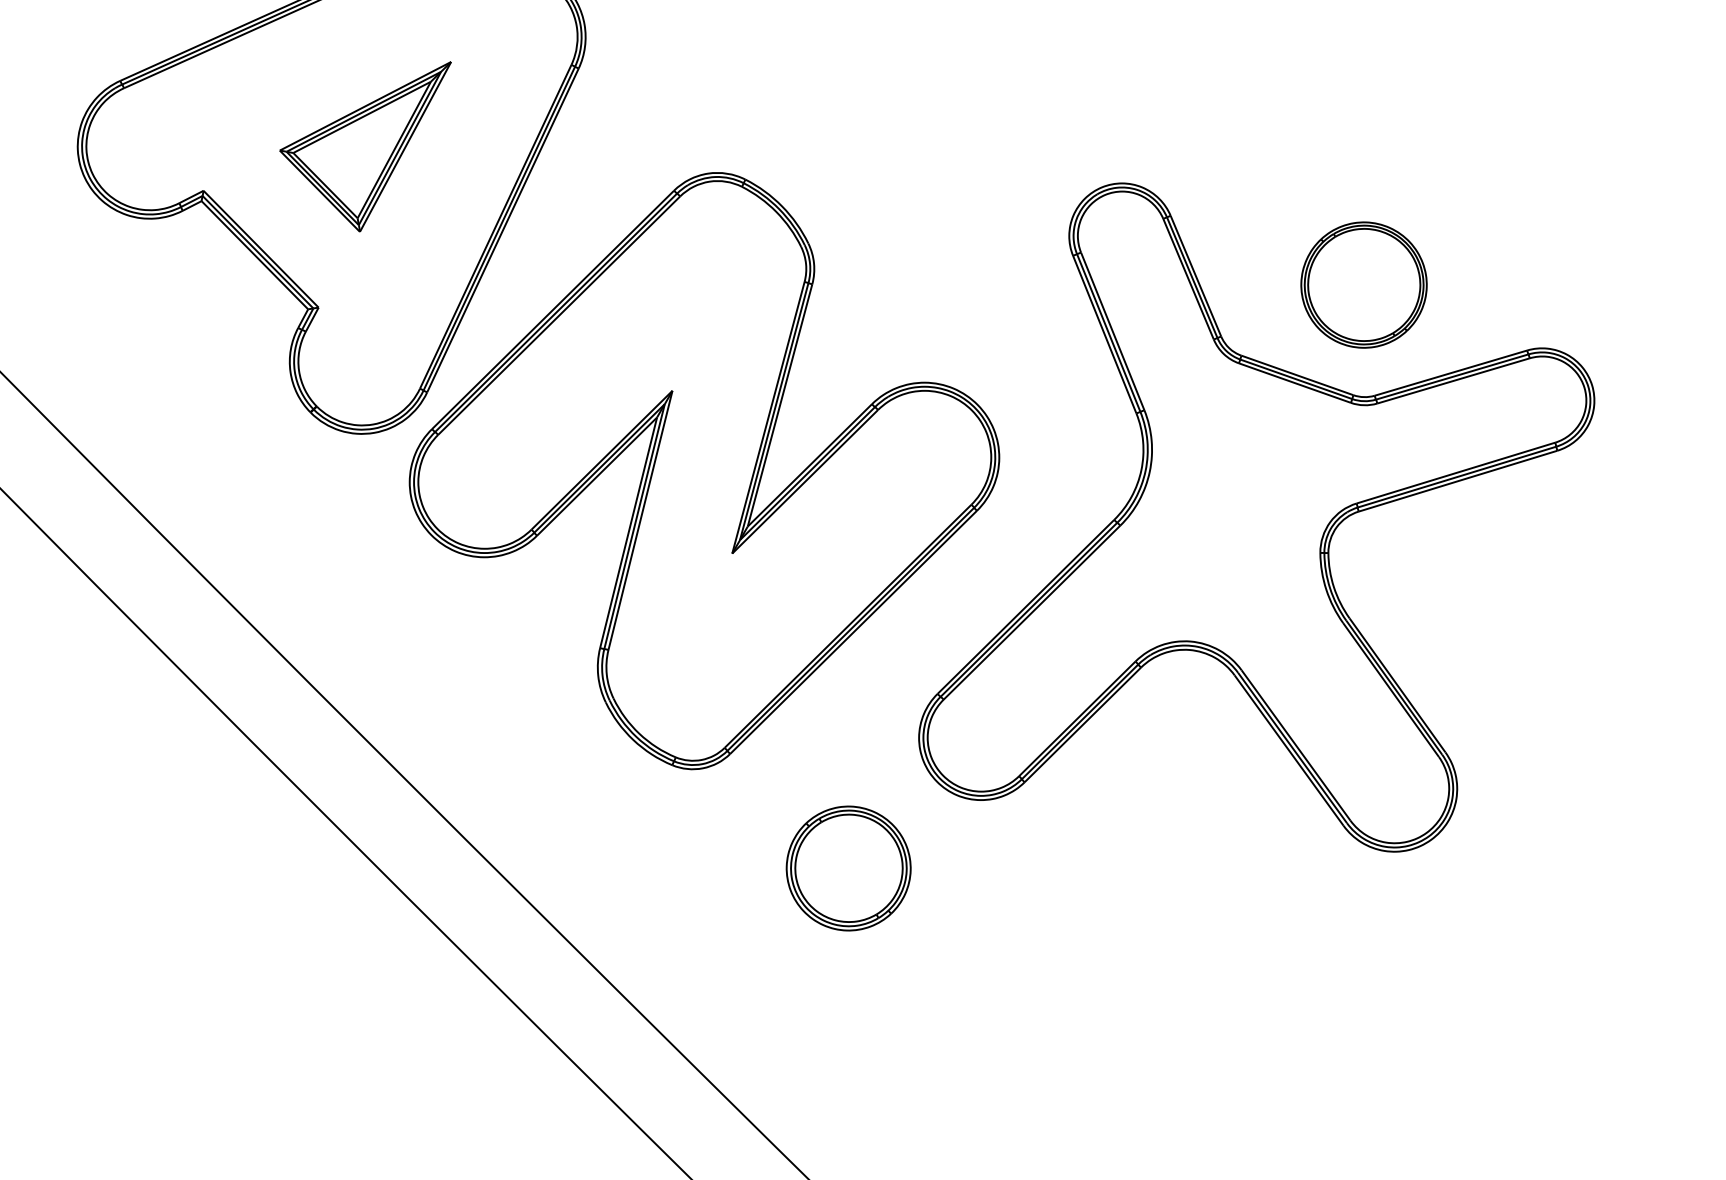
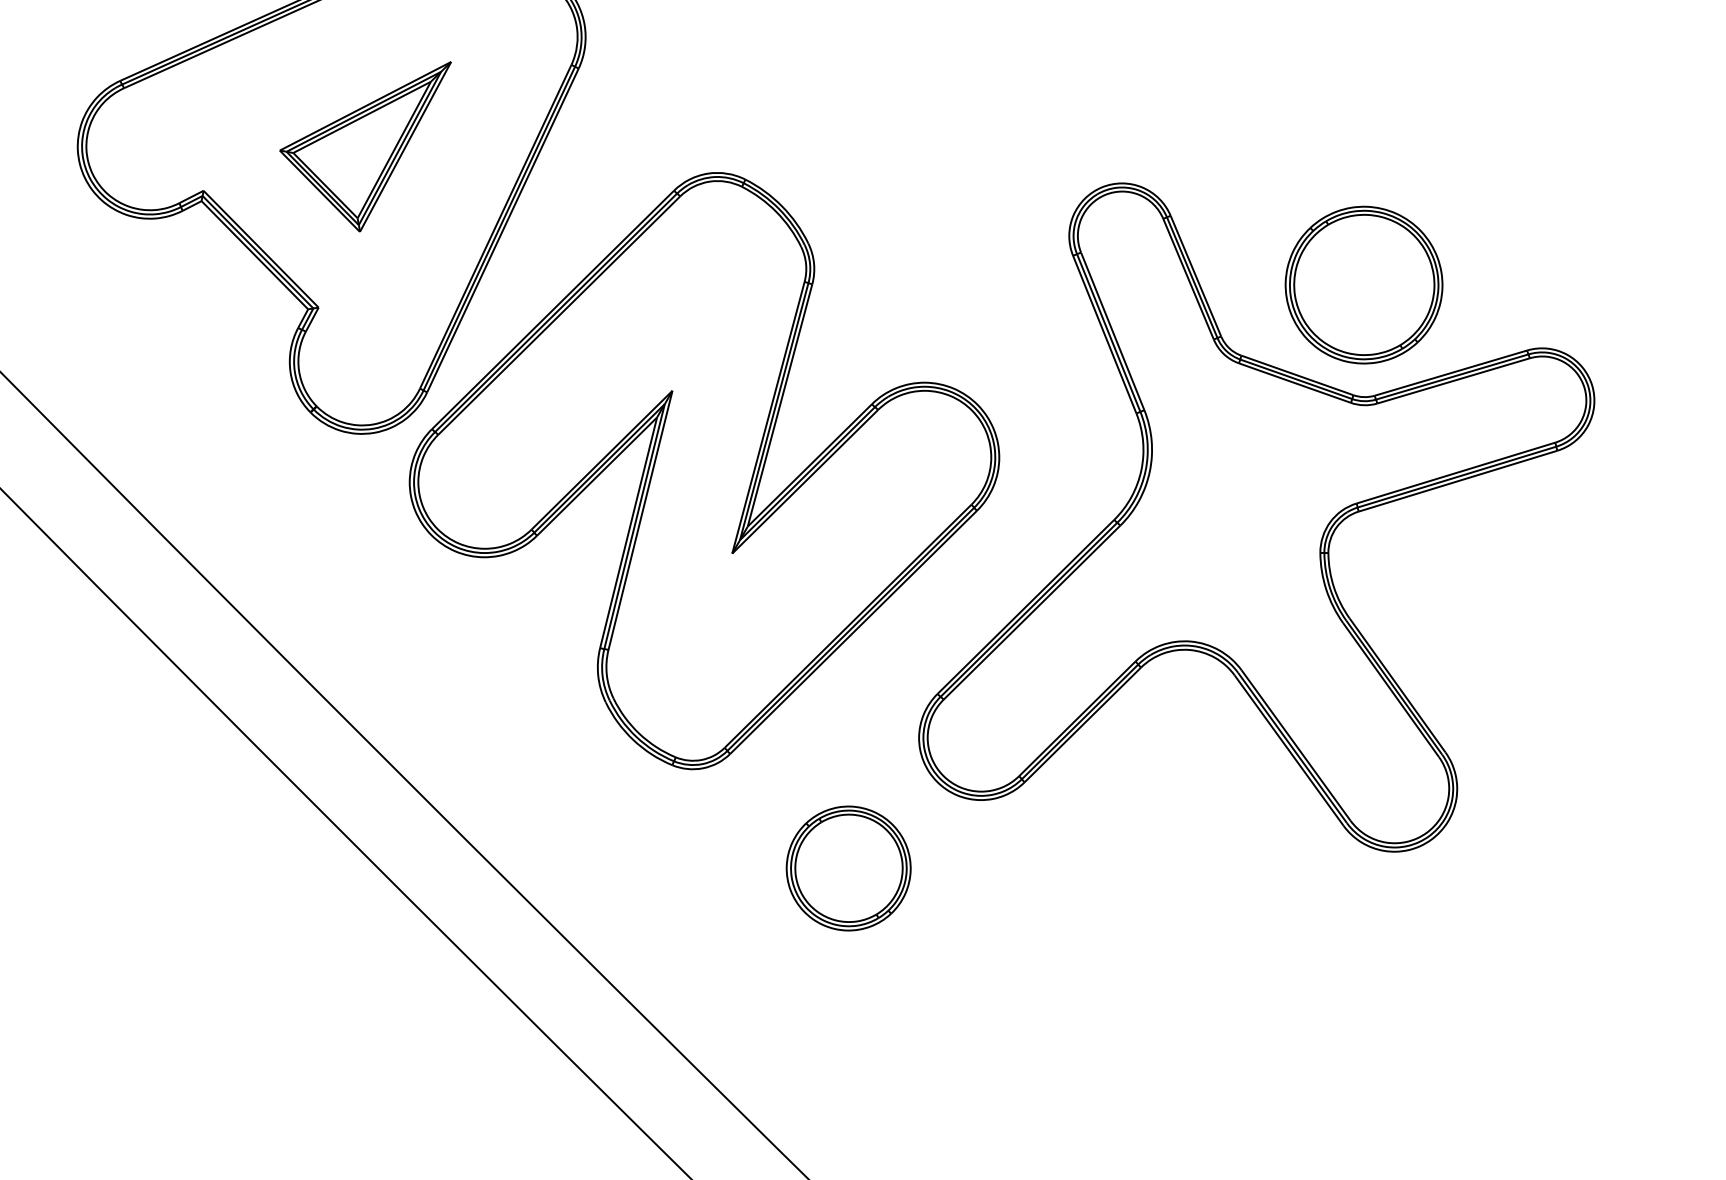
part size: 128x128 px -> 160x160 px (1363, 284)
